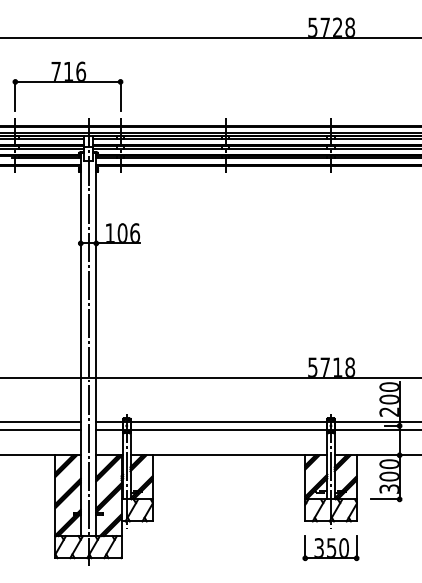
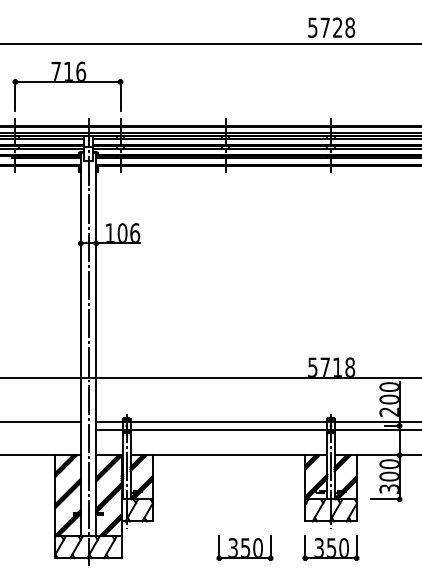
line position: (210, 37) -> (210, 43) (210, 43)
line: present -> none (41, 429)
part: none -> present (244, 548)
